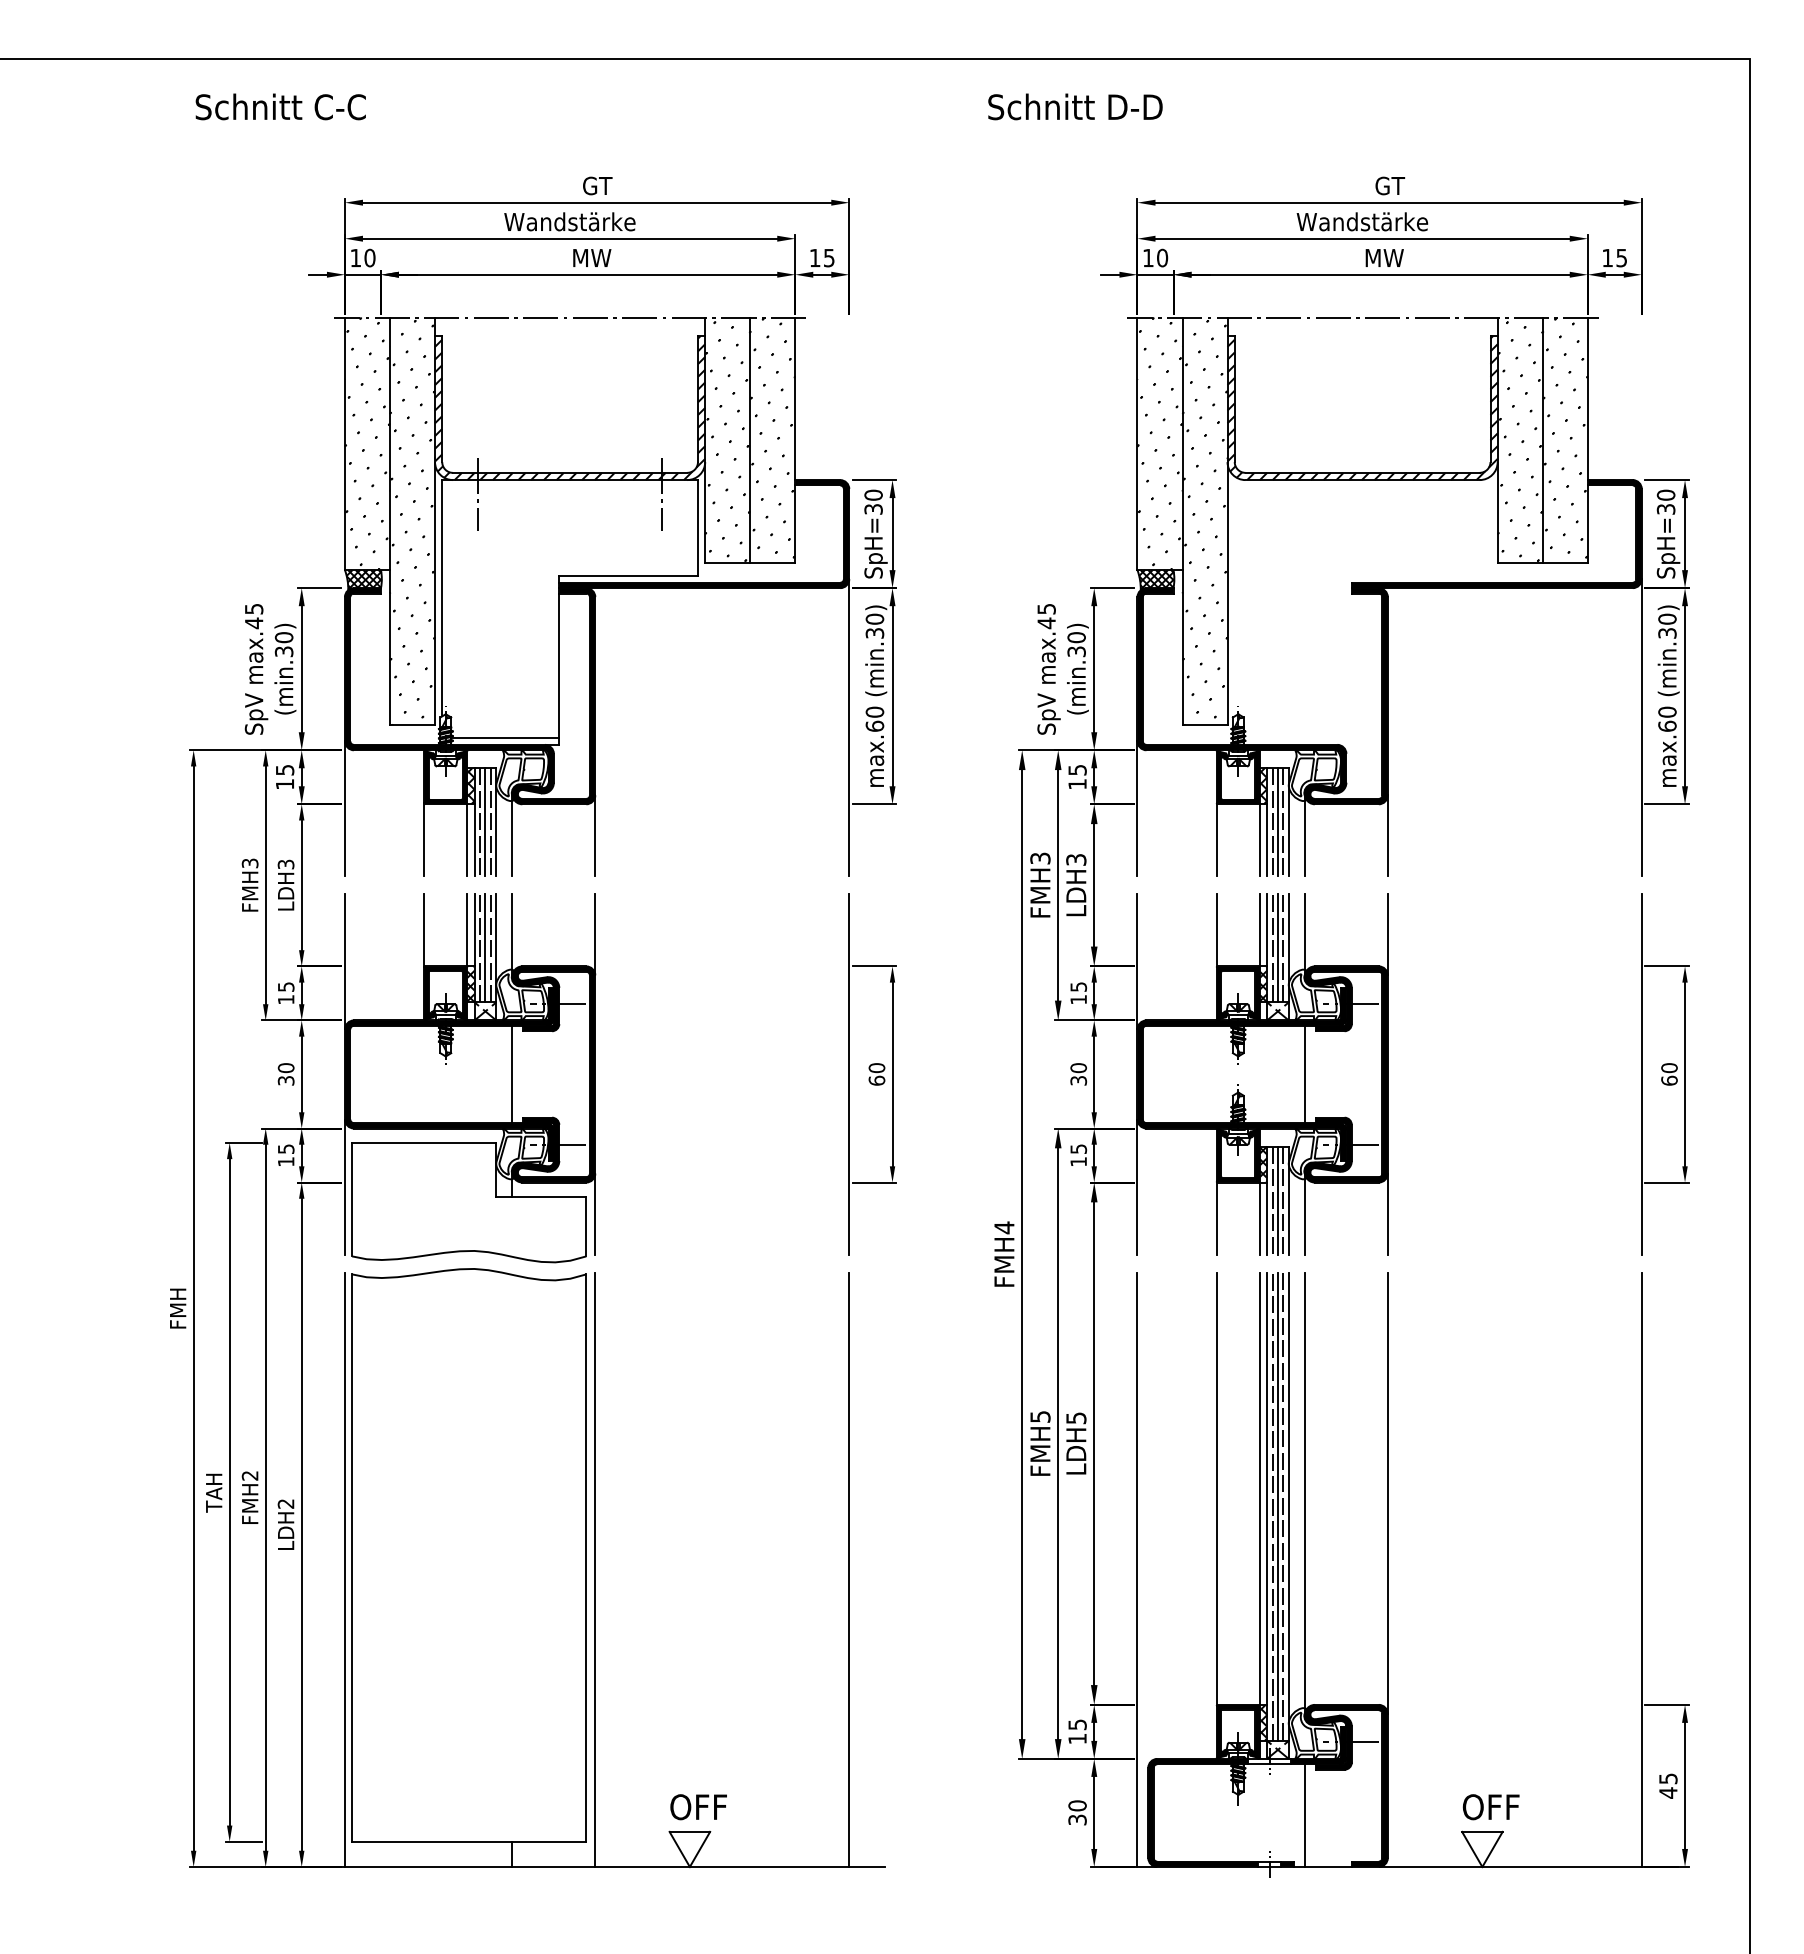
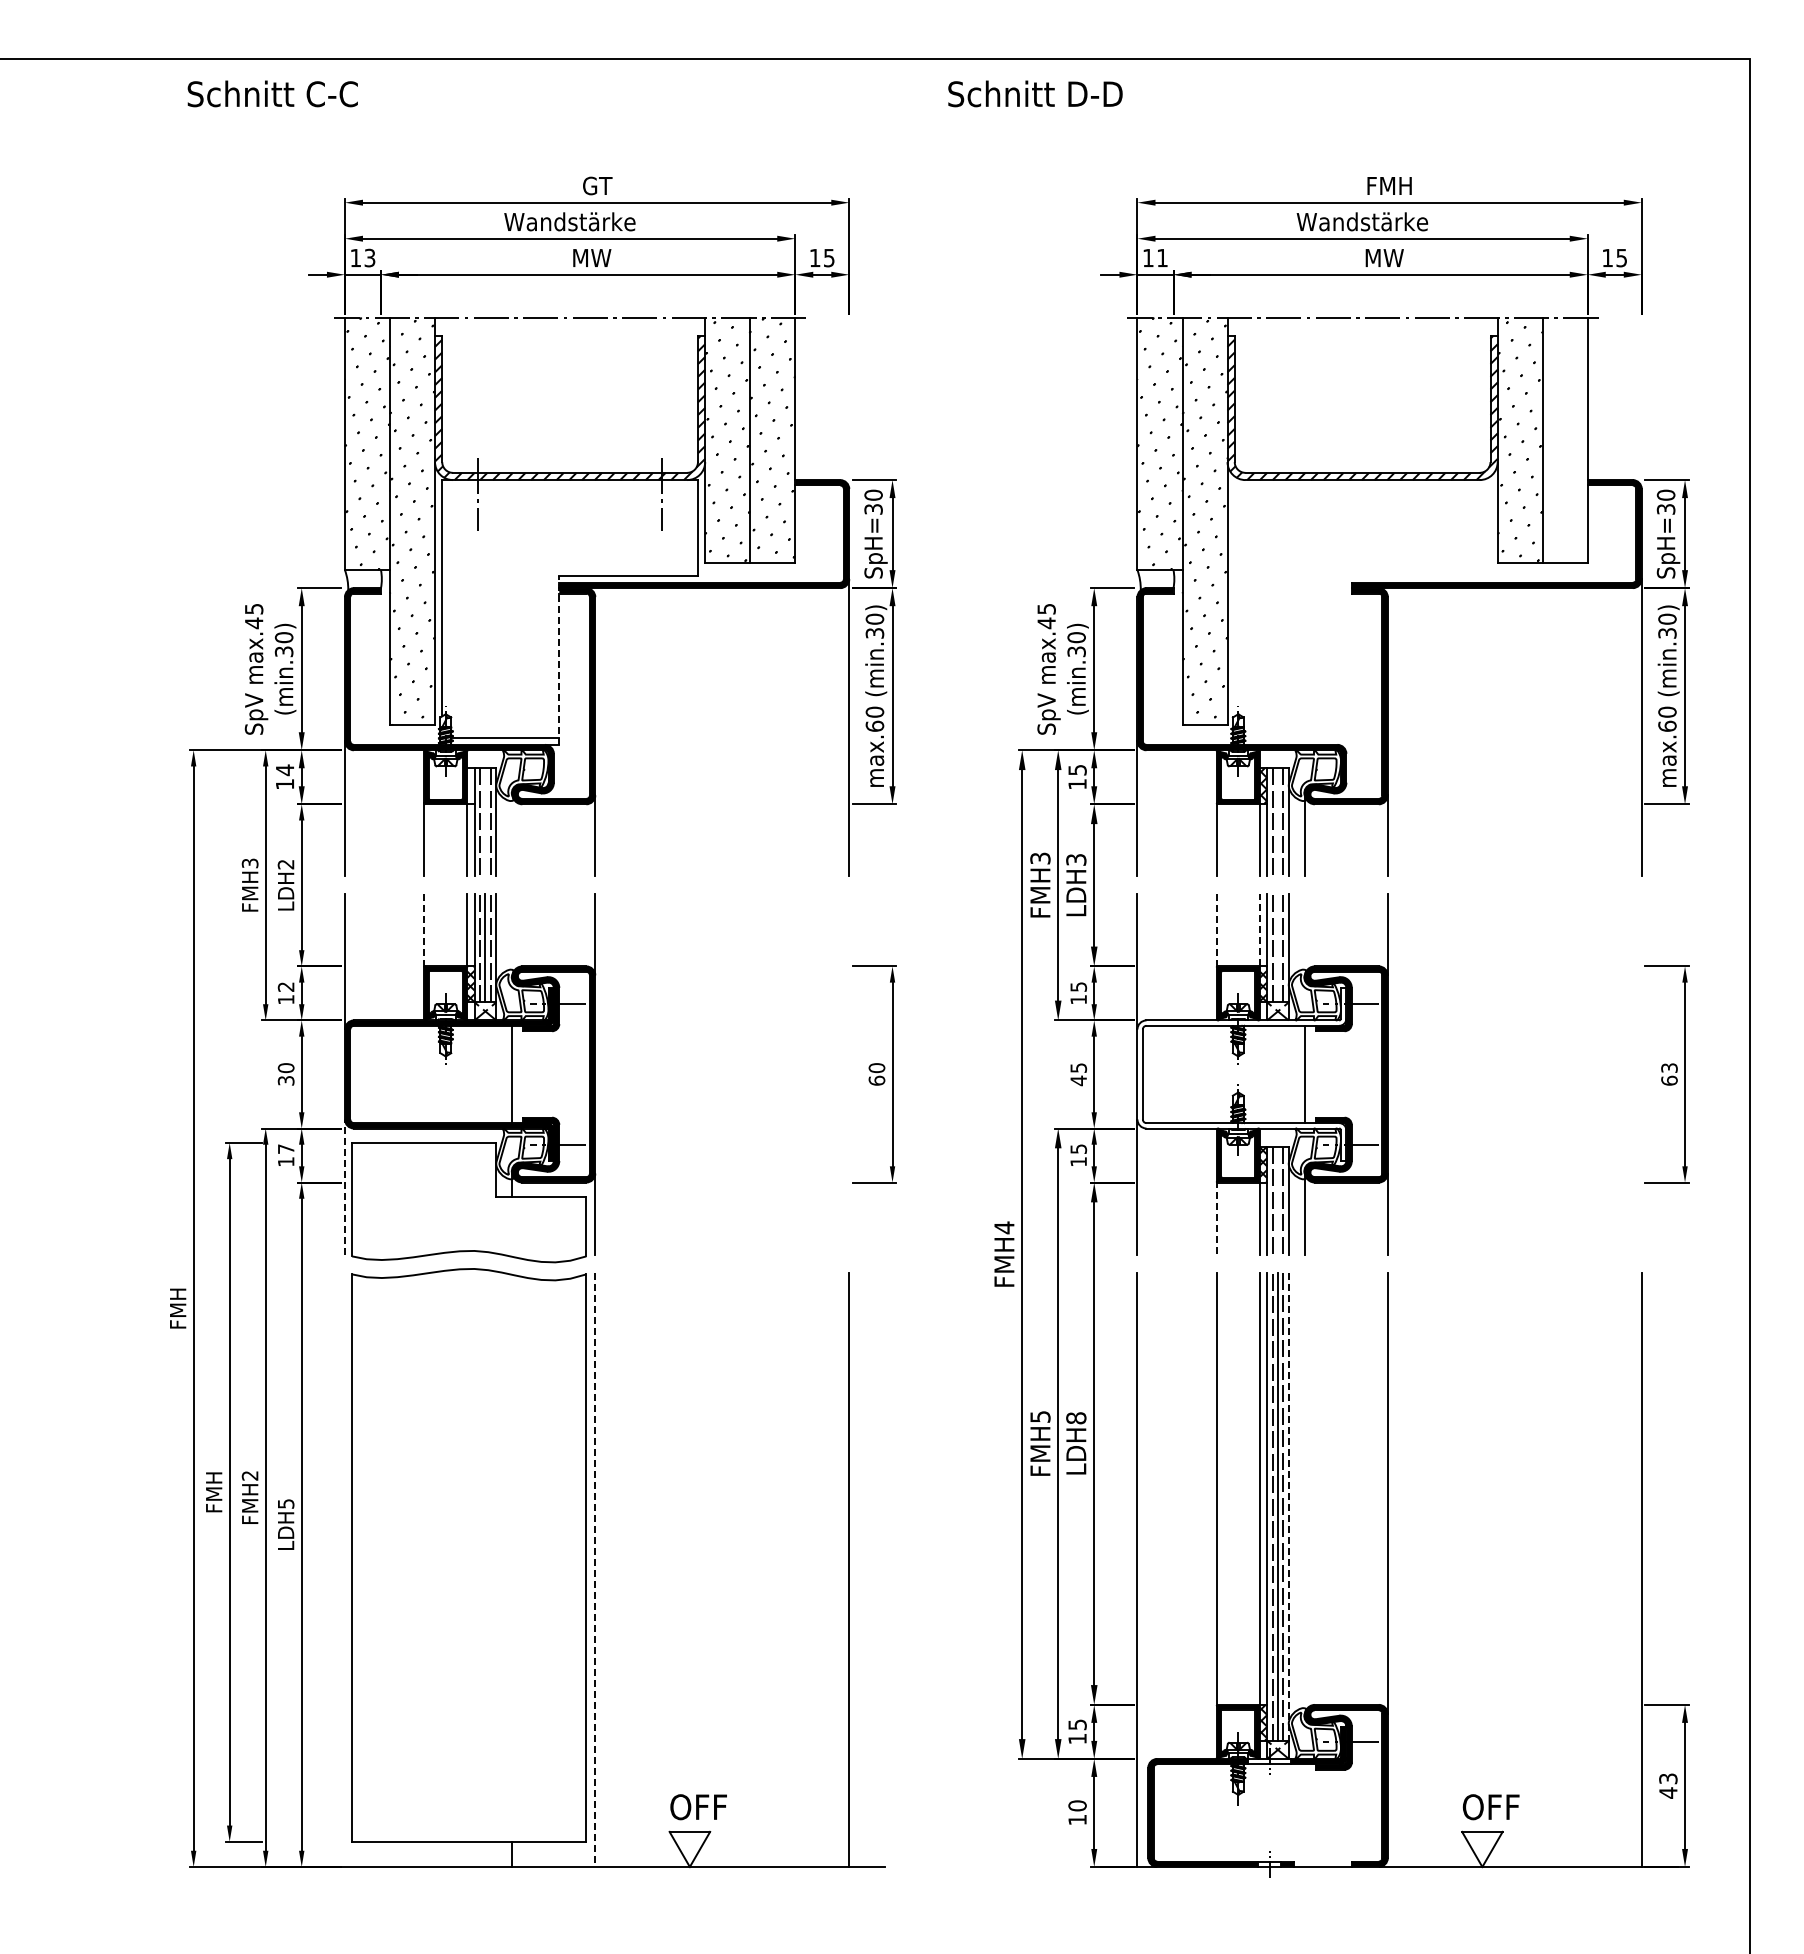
text position: (280, 106) -> (272, 93) (272, 93)
text position: (1075, 106) -> (1035, 93) (1035, 93)
text: GT -> FMH (1389, 185)
text: 10 -> 13 (369, 257)
text: 10 -> 11 (1162, 257)
hatch: present -> none (1564, 438)
hatch: present -> none (363, 579)
hatch: present -> none (1156, 579)
line: solid -> dashed (559, 660)
text: 15 -> 14 (285, 770)
hatch: present -> none (470, 786)
line: present -> none (485, 822)
line: present -> none (1277, 822)
line: present -> none (512, 835)
text: LDH3 -> LDH2 (286, 864)
line: solid -> dashed (1259, 929)
line: solid -> dashed (424, 930)
line: solid -> dashed (1216, 930)
line: present -> none (512, 935)
line: present -> none (1304, 935)
line: present -> none (1277, 948)
text: 15 -> 12 (285, 986)
text: 60 -> 63 (1669, 1068)
line: present -> none (849, 1074)
text: 30 -> 45 (1078, 1074)
fill: present -> none (1241, 1074)
line: present -> none (1641, 1074)
text: 15 -> 17 (286, 1148)
line: solid -> dashed (344, 1187)
line: present -> none (1277, 1200)
line: solid -> dashed (1216, 1218)
text: LDH5 -> LDH8 (1076, 1418)
text: TAH -> FMH (214, 1492)
line: present -> none (1304, 1492)
text: LDH2 -> LDH5 (285, 1503)
line: solid -> dashed (1288, 1507)
line: present -> none (344, 1569)
line: solid -> dashed (595, 1570)
text: 45 -> 43 (1667, 1778)
line: present -> none (1304, 1815)
text: 30 -> 10 (1077, 1819)
